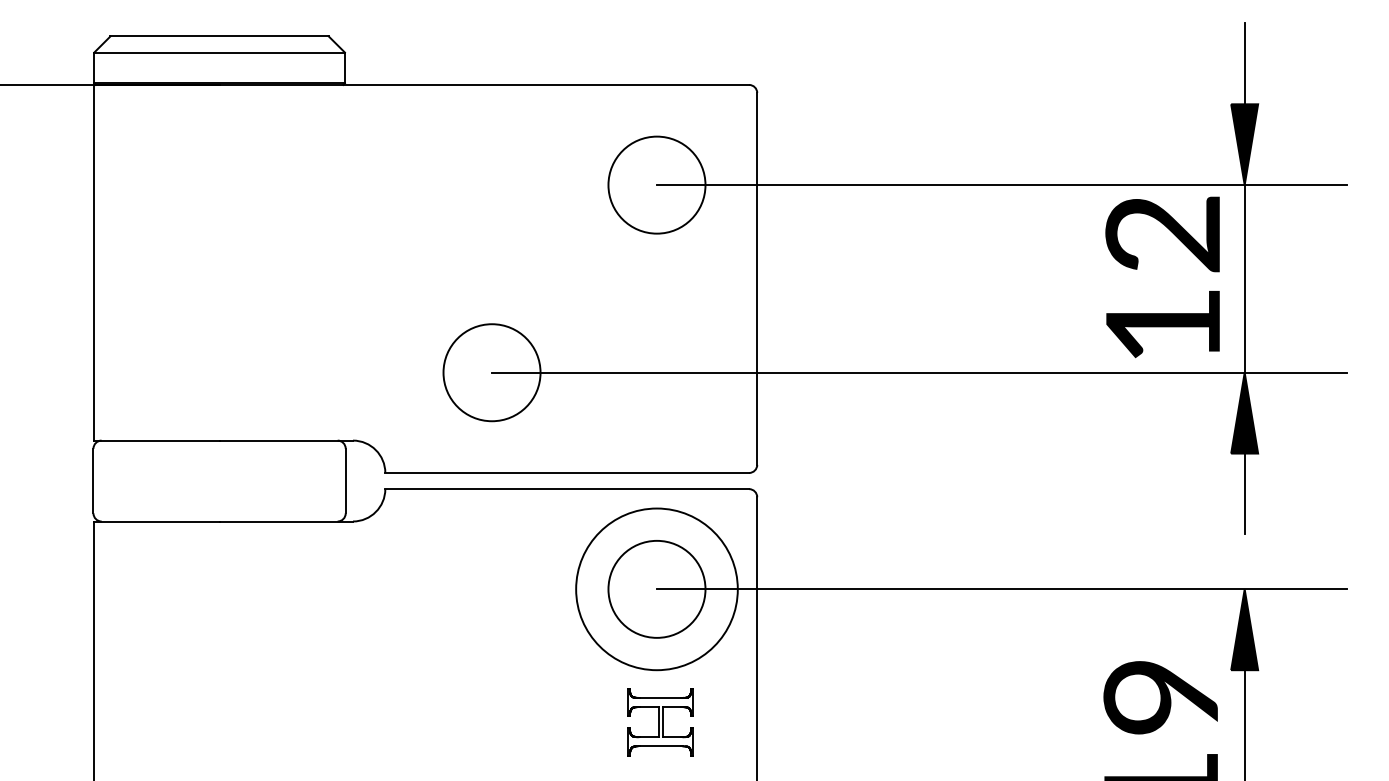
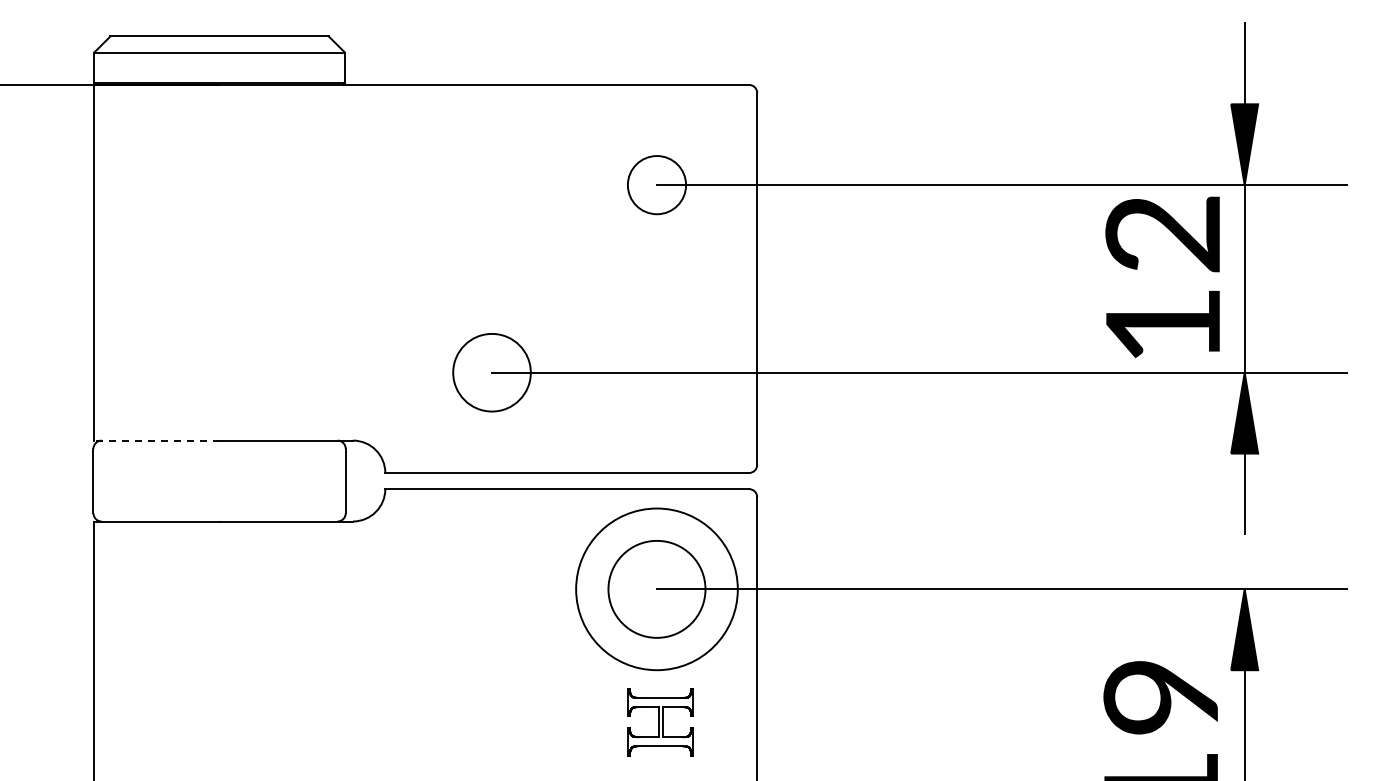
circle diameter: 97 px -> 58 px (656, 185)
circle diameter: 97 px -> 78 px (491, 372)
line: solid -> dashed (156, 440)
